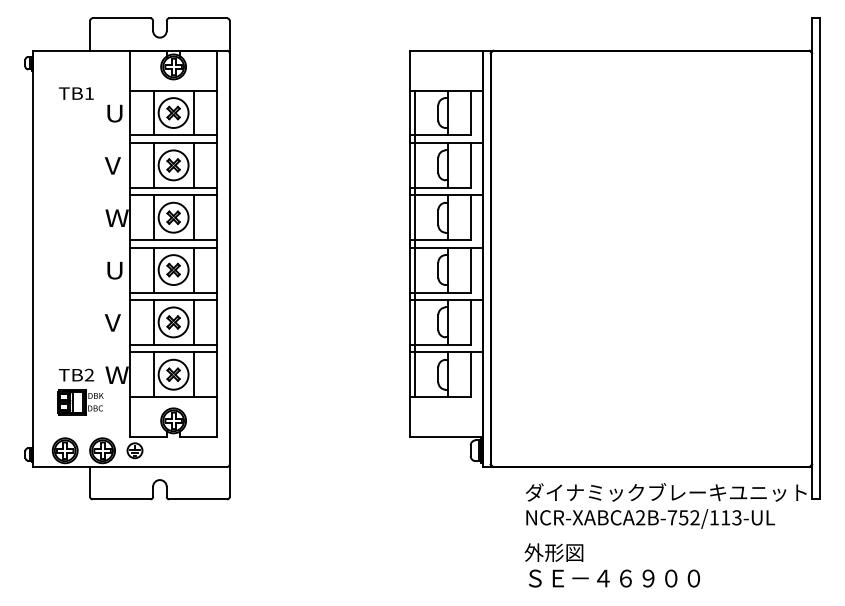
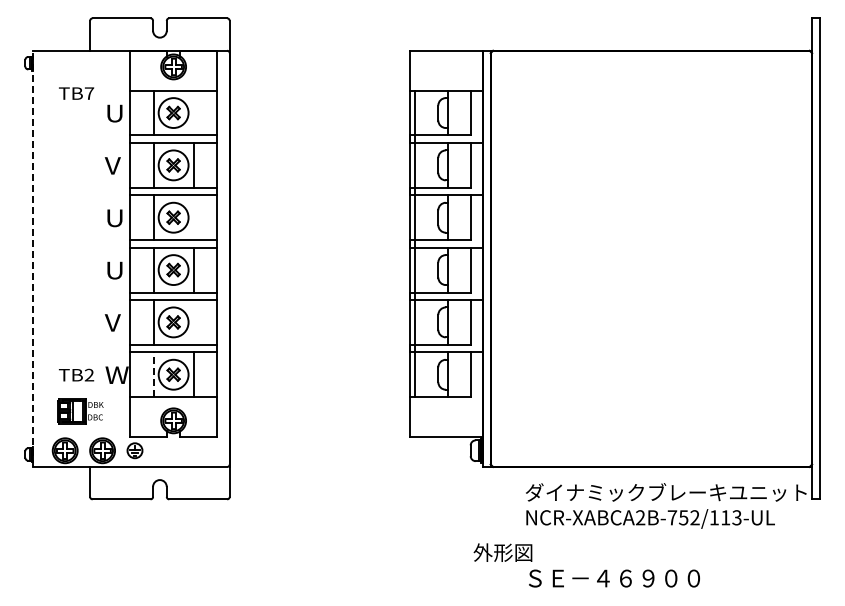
text: TB1 -> TB7 (89, 93)
line: present -> none (193, 112)
line: present -> none (193, 217)
text: W -> U (116, 218)
line: solid -> dashed (32, 258)
line: present -> none (193, 321)
line: solid -> dashed (153, 374)
part position: (80, 402) -> (80, 411) (80, 411)
text position: (553, 552) -> (502, 552) (502, 552)
